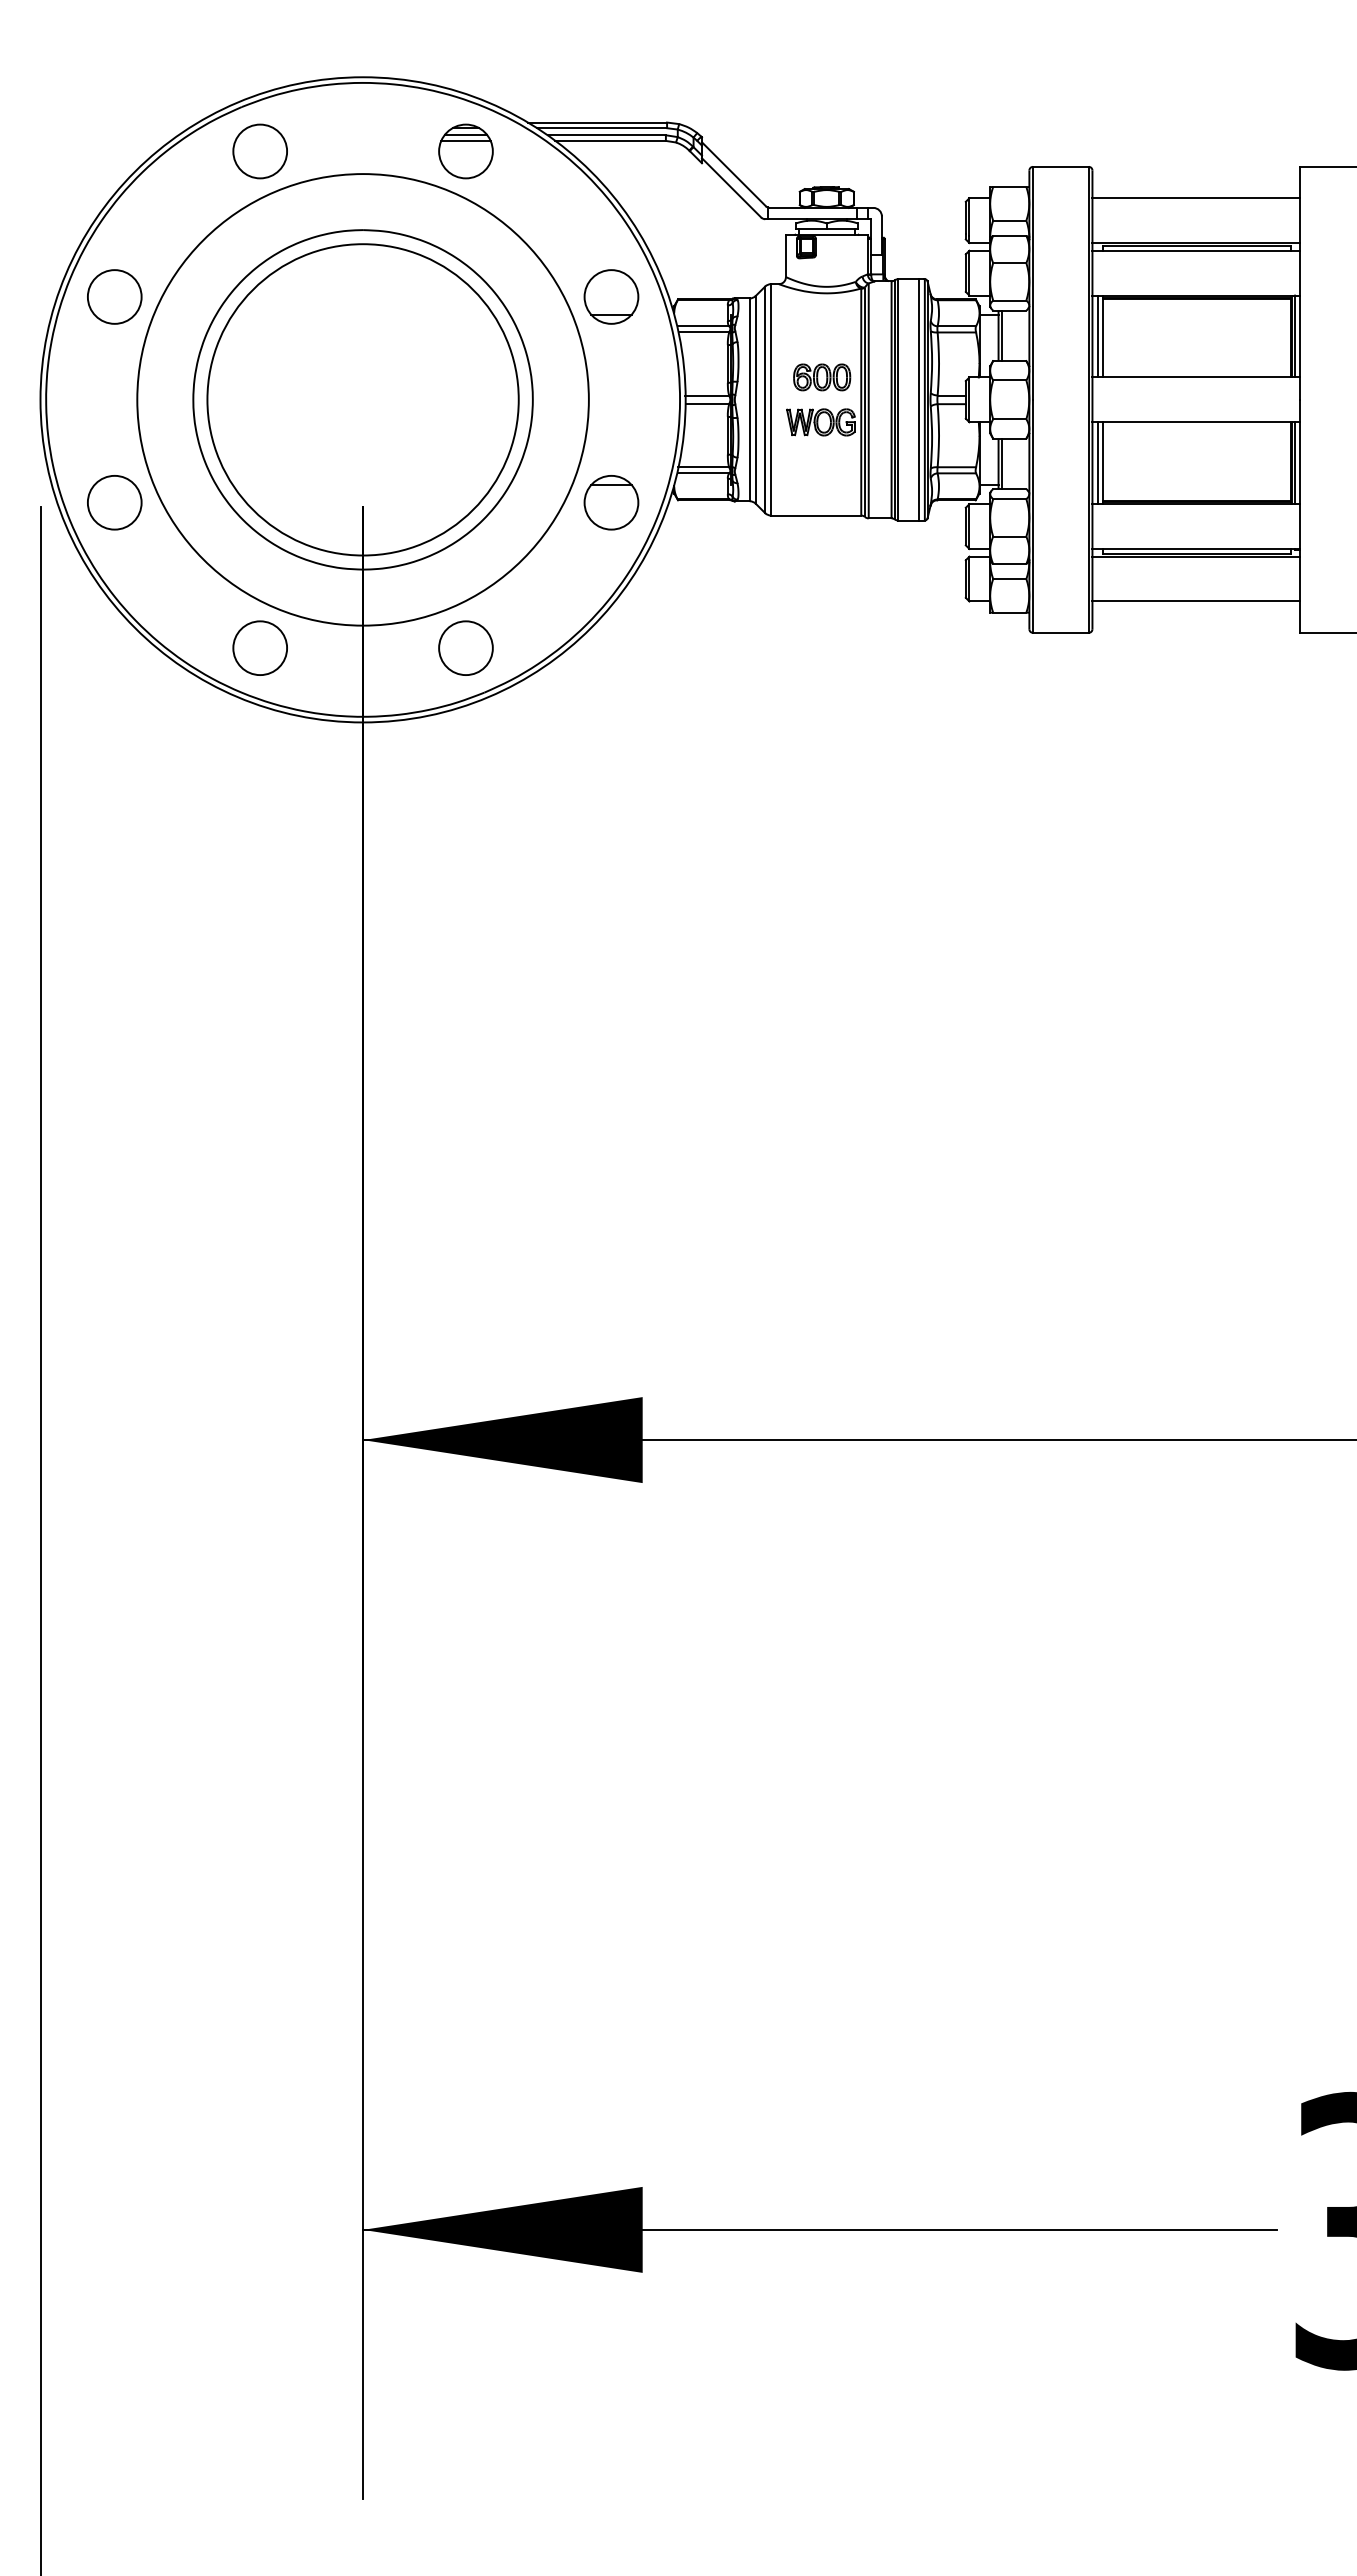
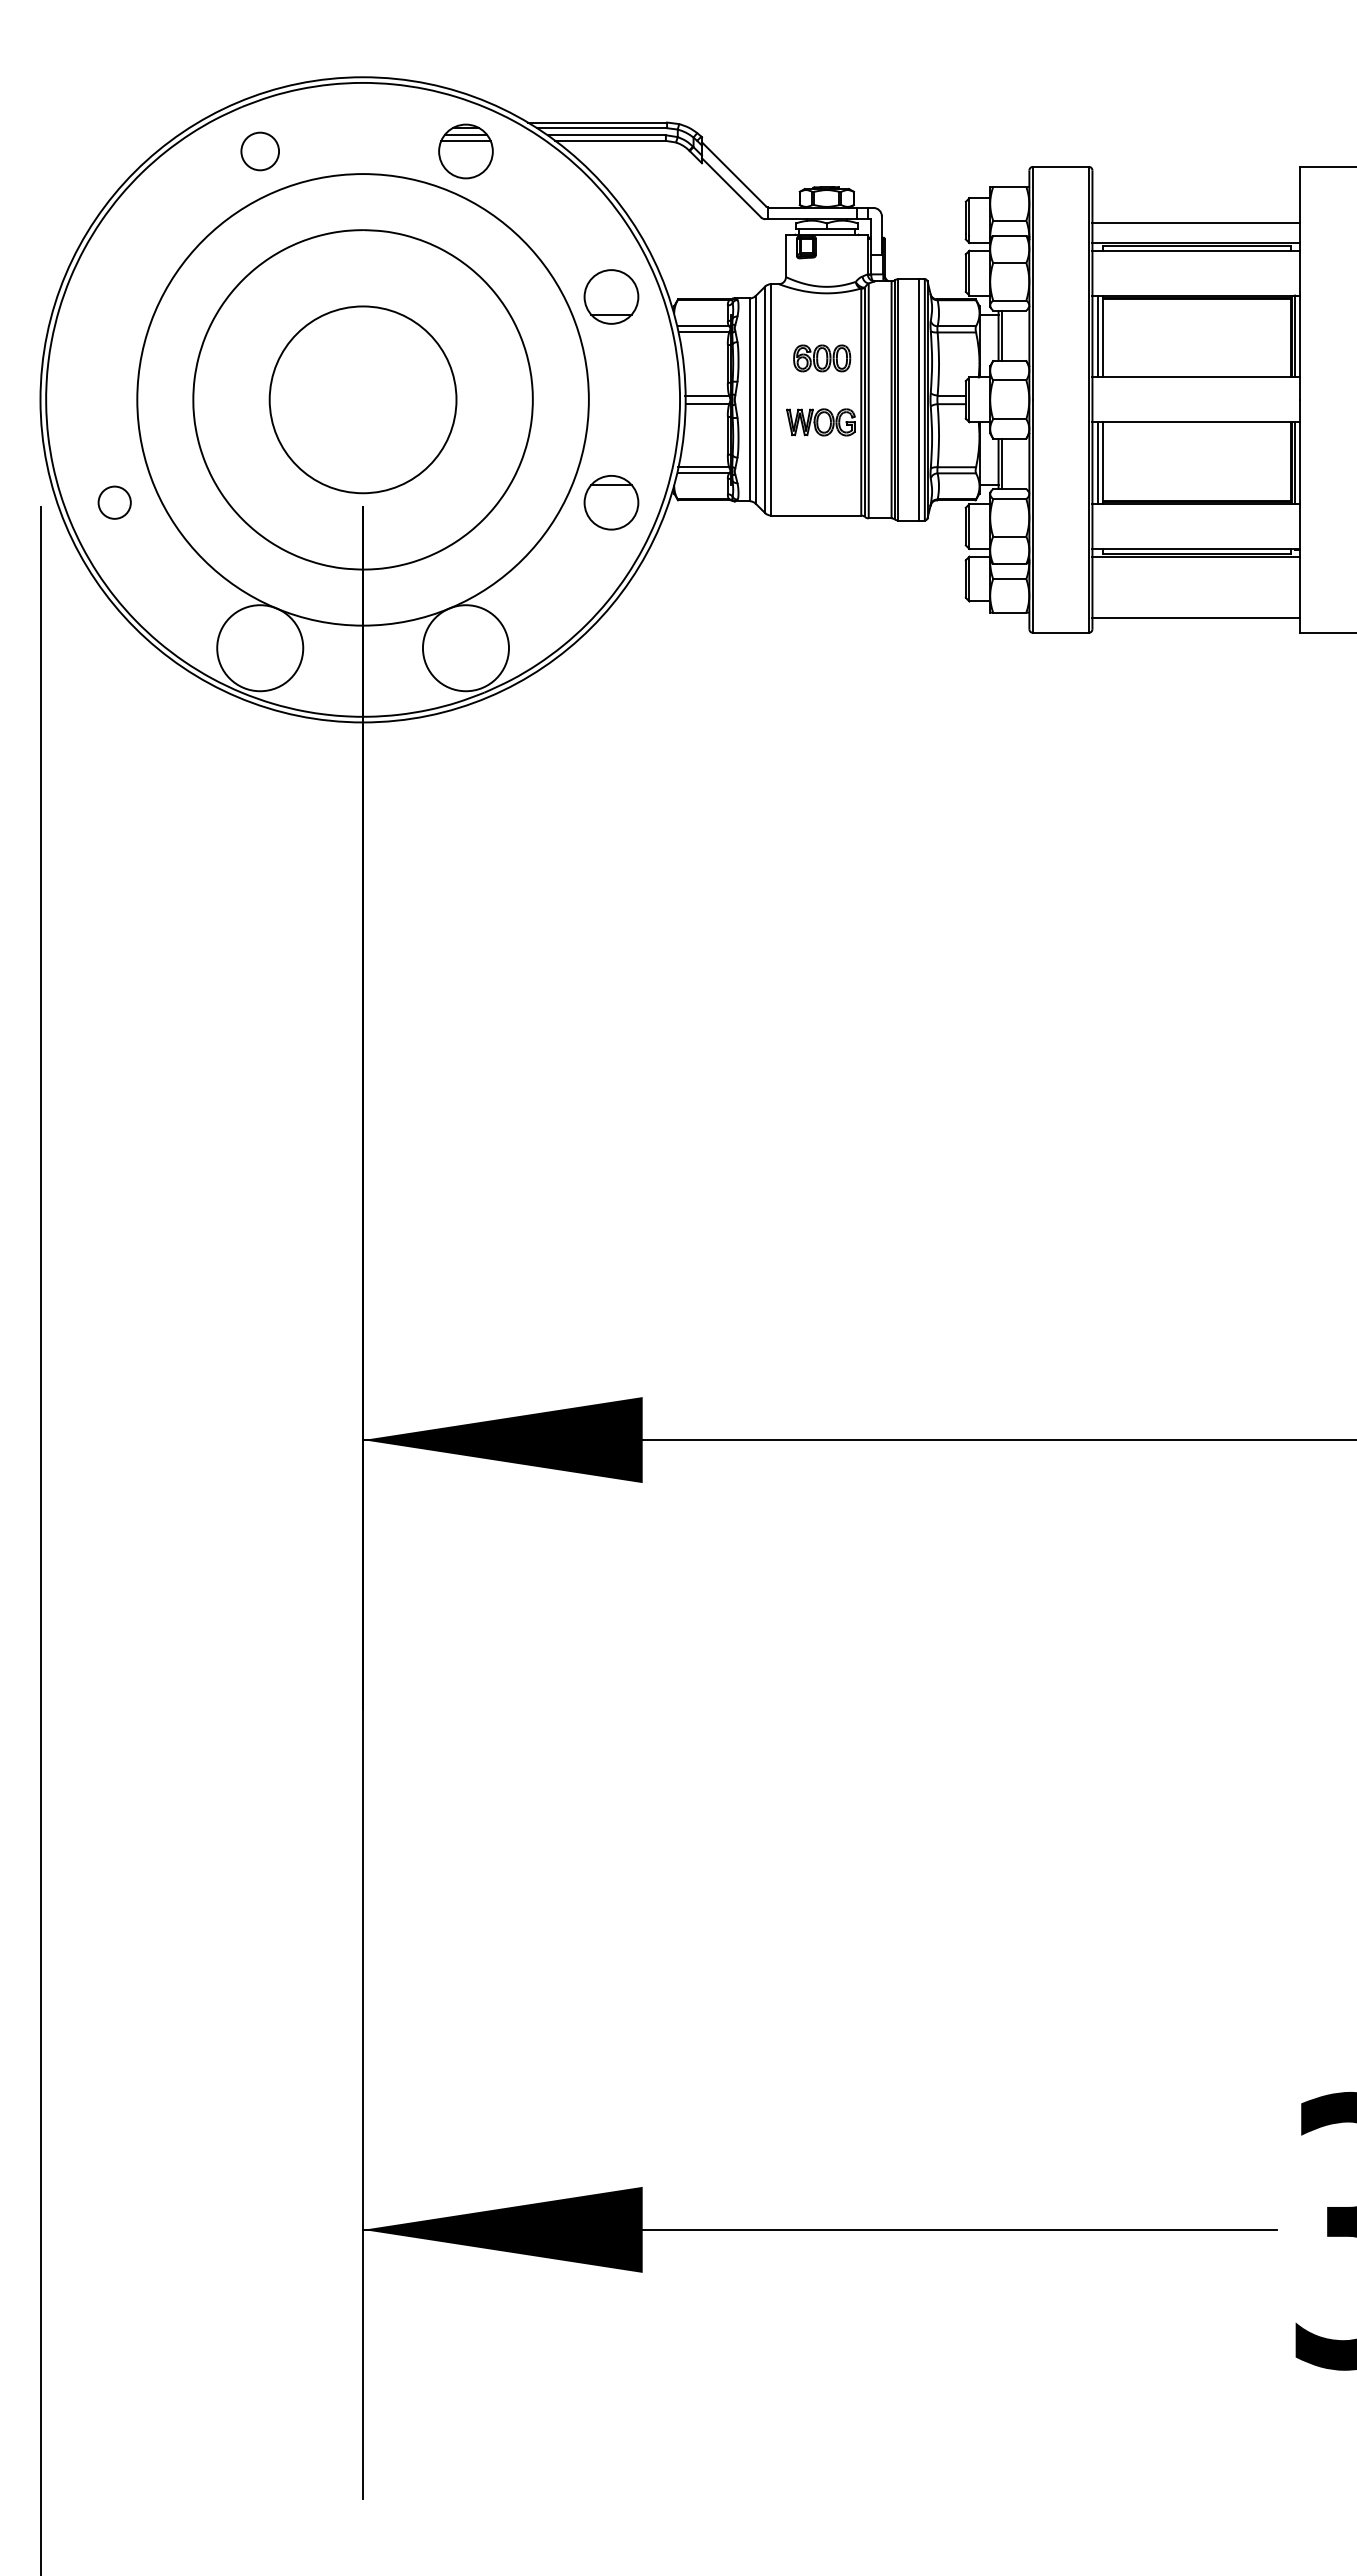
circle diameter: 54 px -> 38 px (260, 151)
line position: (1195, 198) -> (1195, 223) (1195, 223)
circle: present -> none (114, 296)
part position: (822, 377) -> (822, 358) (822, 358)
circle diameter: 311 px -> 187 px (362, 399)
circle diameter: 54 px -> 32 px (114, 502)
line position: (1195, 601) -> (1195, 618) (1195, 618)
circle diameter: 54 px -> 86 px (260, 648)
circle diameter: 54 px -> 86 px (465, 648)
